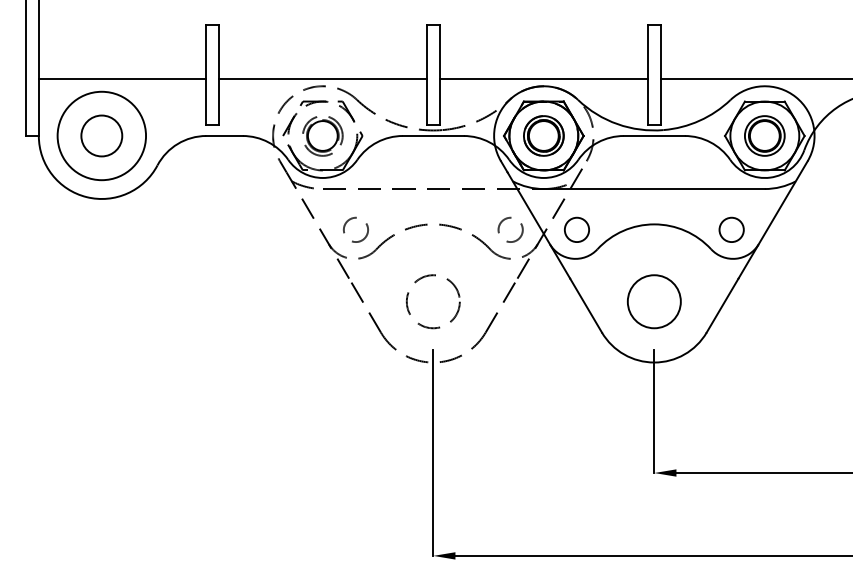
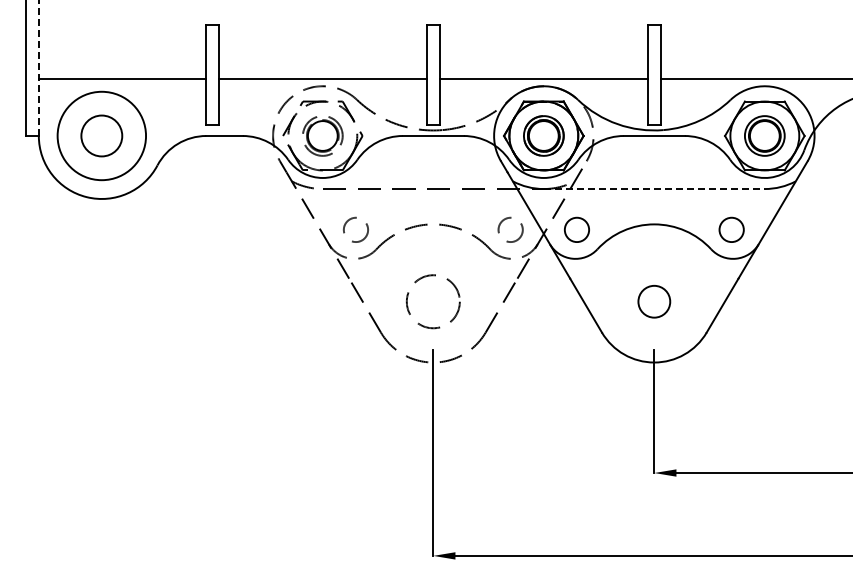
line: solid -> dashed (38, 68)
line: solid -> dashed (654, 189)
circle diameter: 53 px -> 32 px (654, 301)
